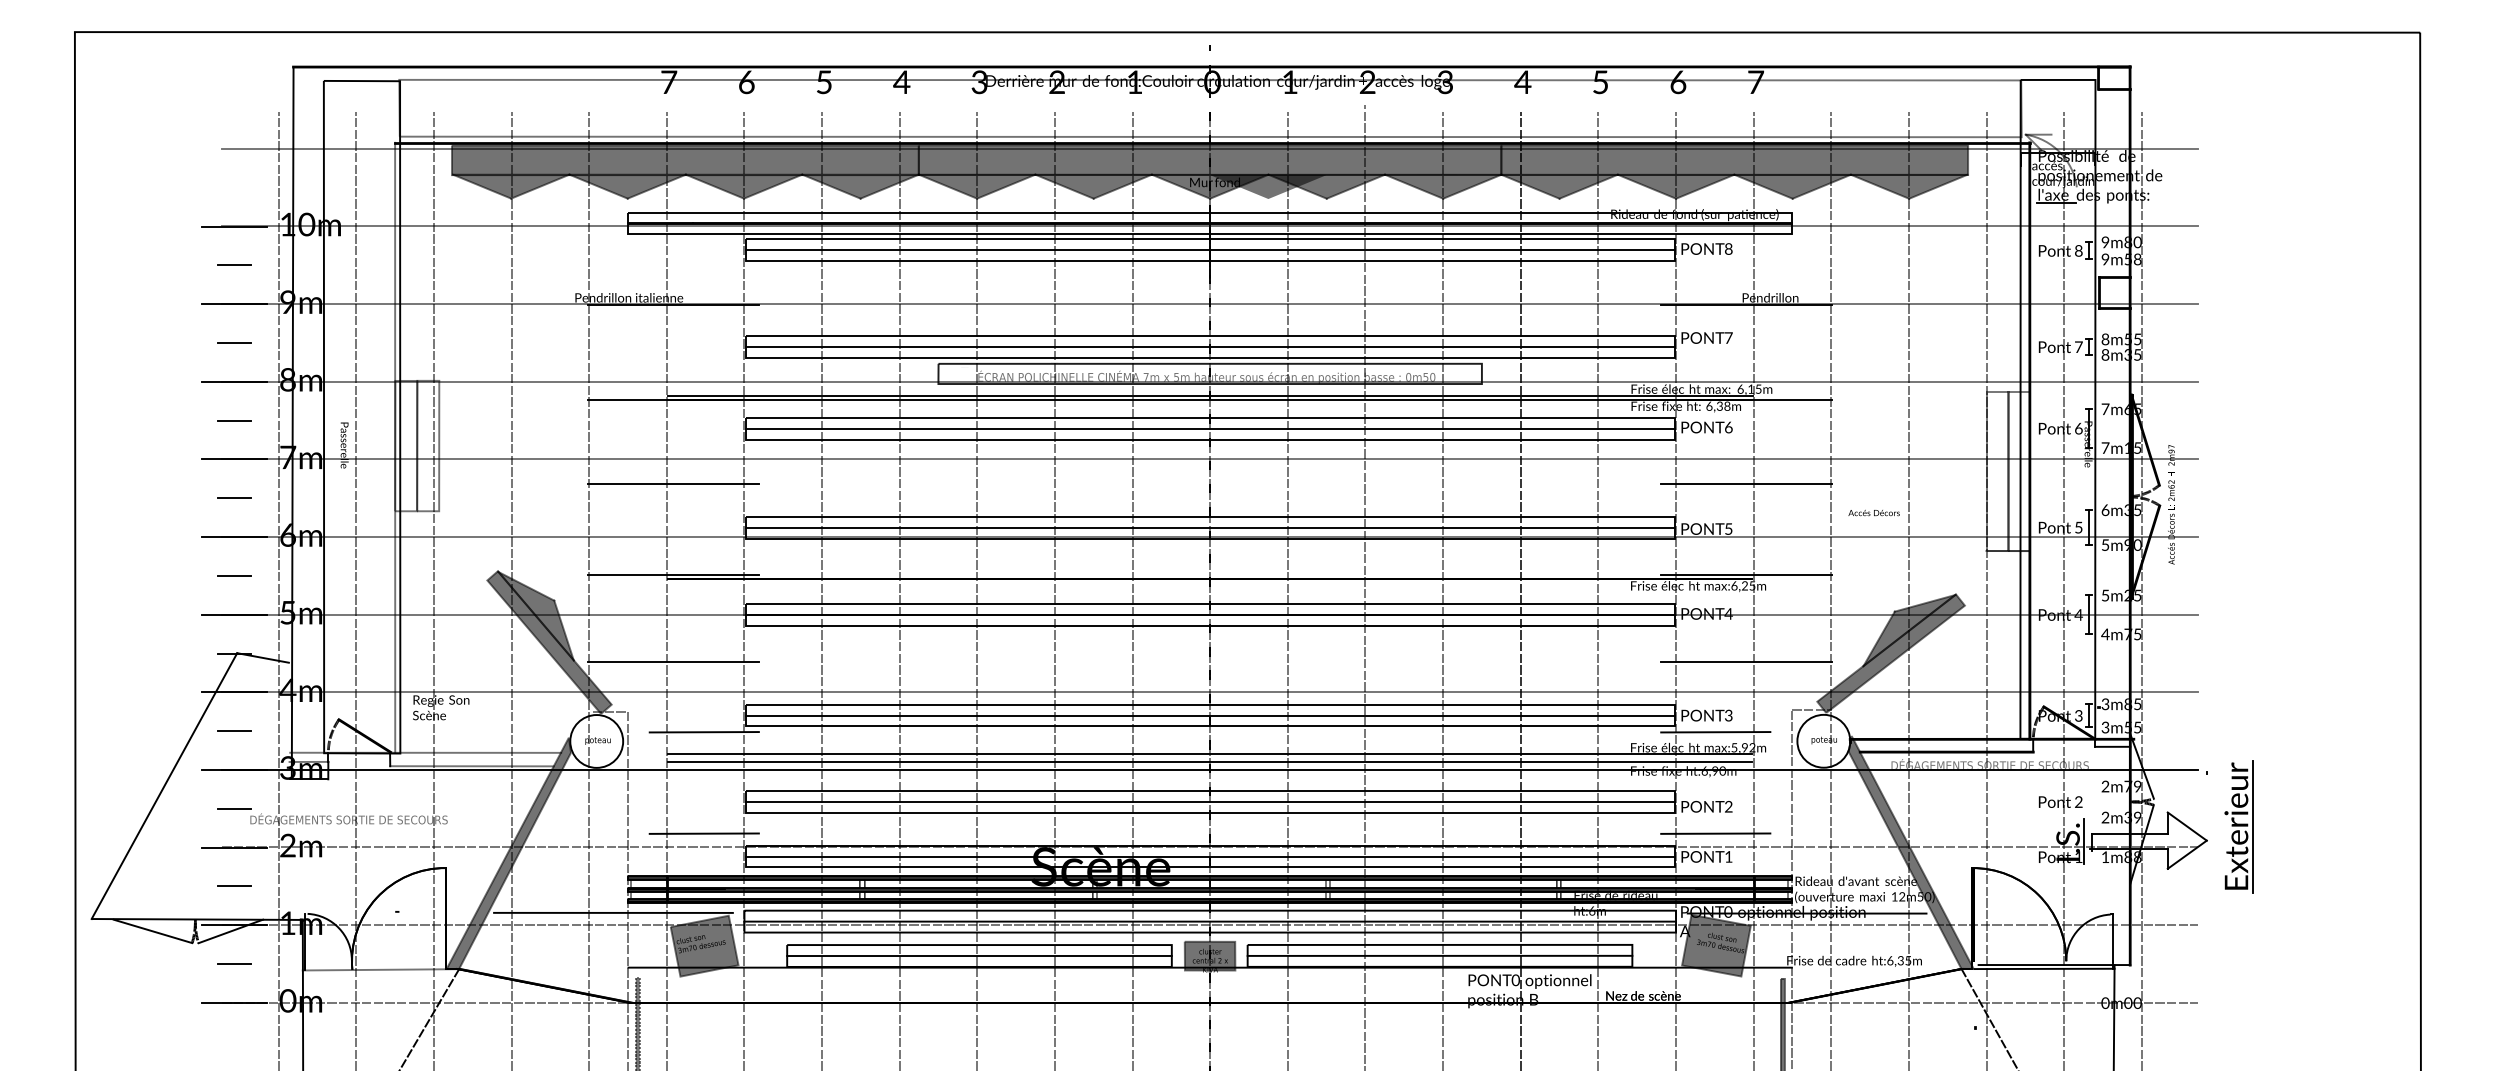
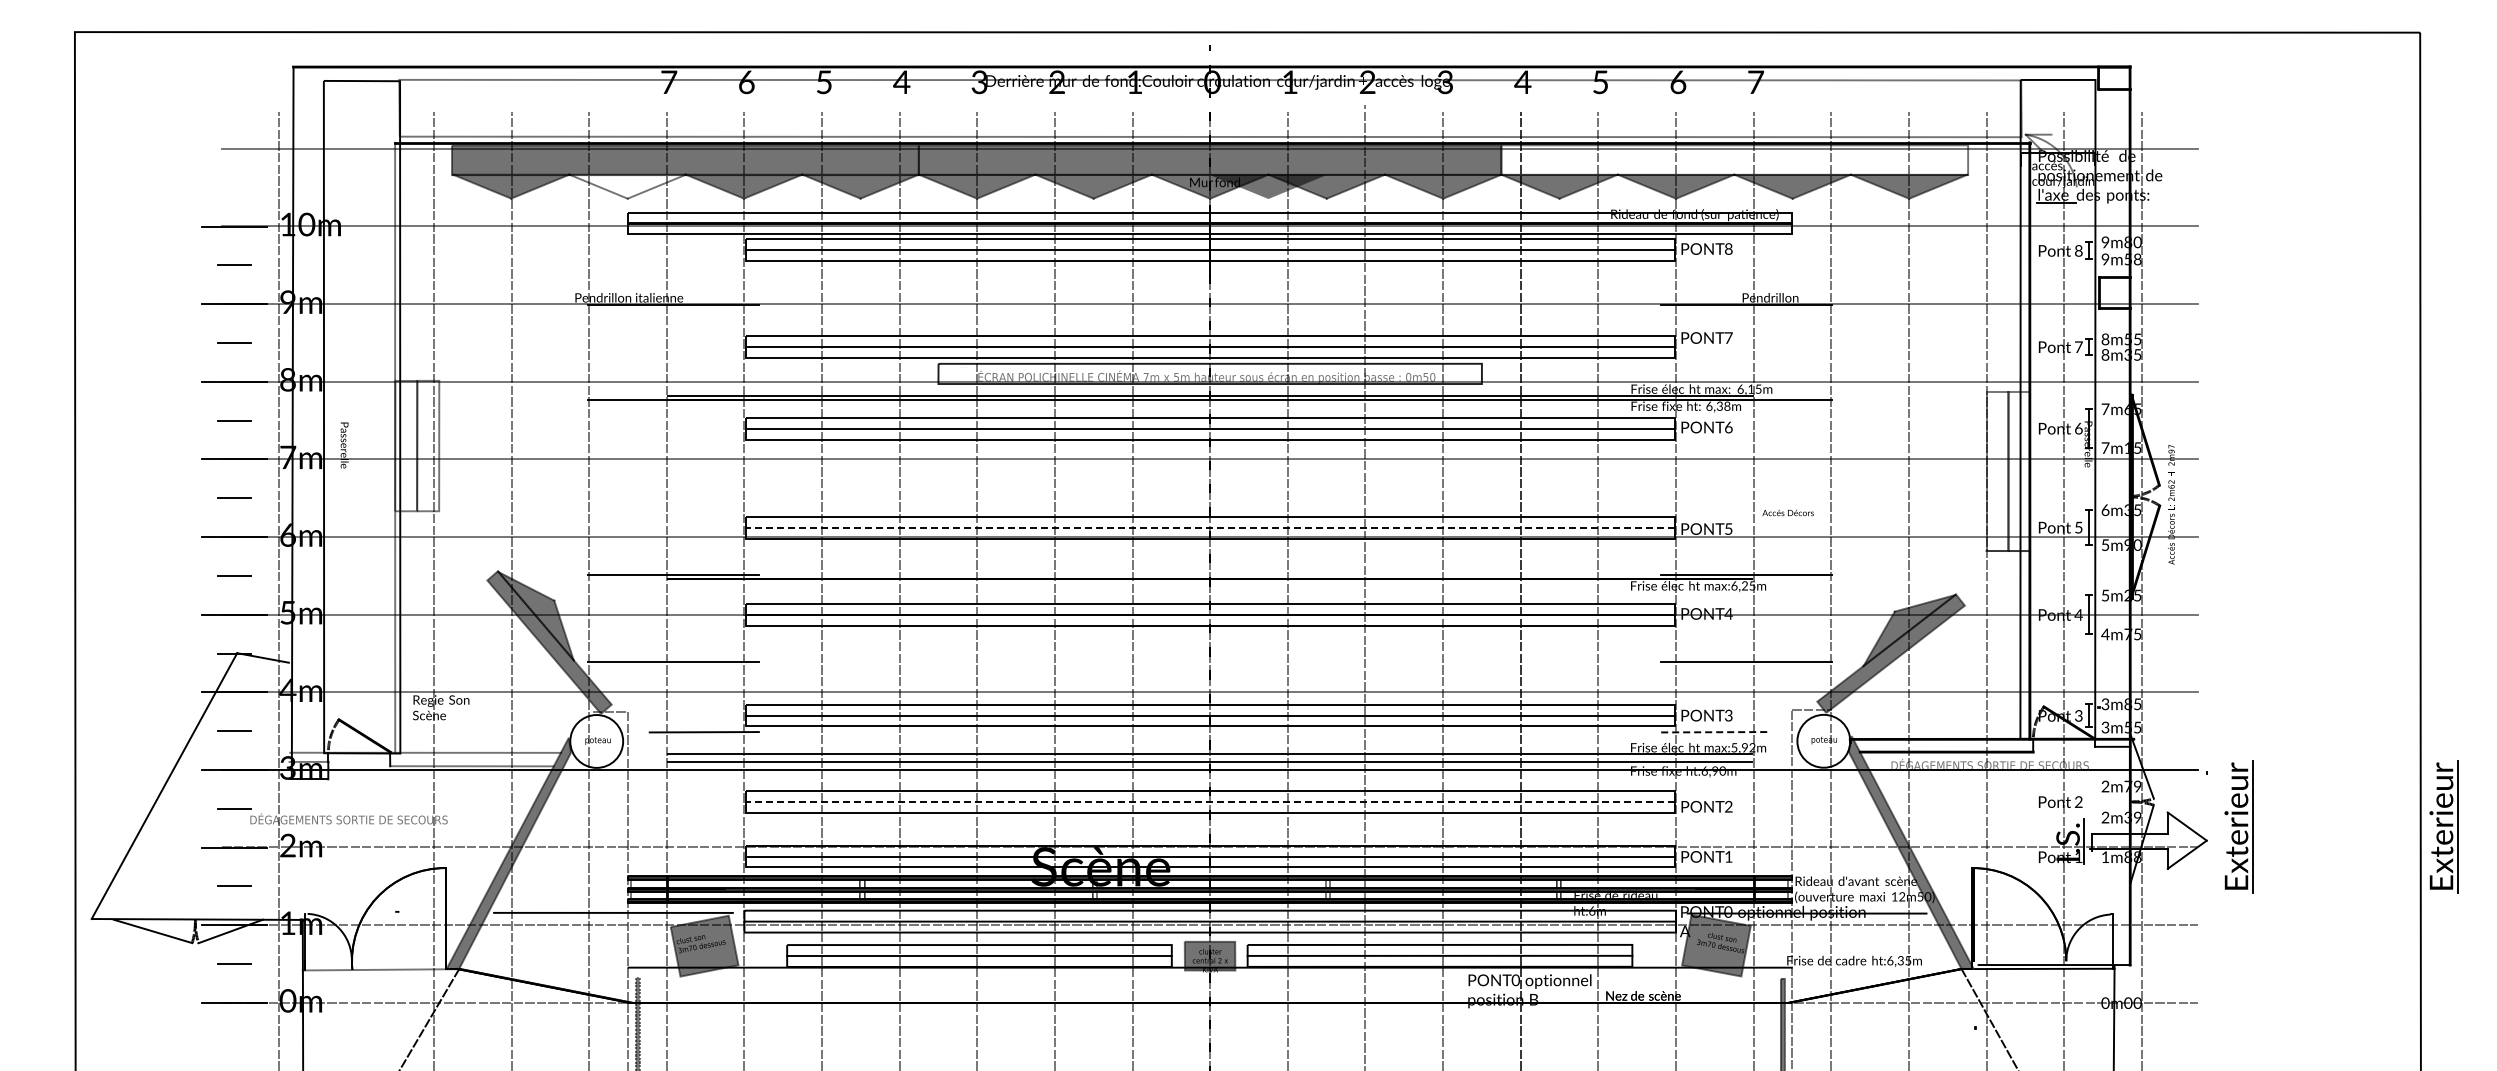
fill: present -> none (1734, 159)
fill: present -> none (627, 186)
line: present -> none (673, 484)
line: present -> none (1746, 484)
text position: (1873, 512) -> (1787, 512) (1787, 512)
line: solid -> dashed (1210, 527)
line: present -> none (356, 589)
line: solid -> dashed (1715, 732)
line: solid -> dashed (1210, 801)
part: none -> present (2443, 826)
line: present -> none (703, 833)
line: present -> none (1715, 833)
